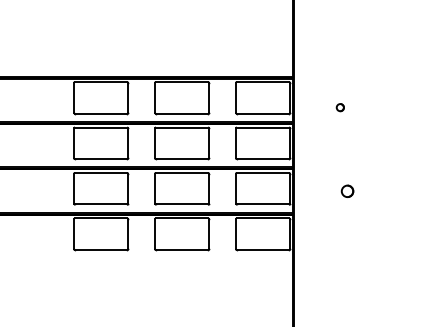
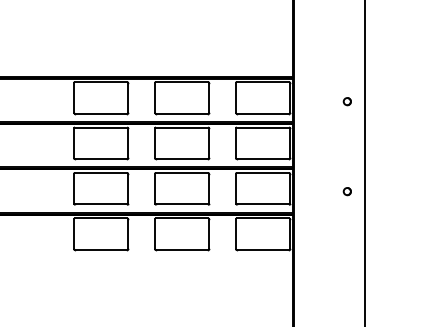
part position: (339, 107) -> (346, 101) (346, 101)
line: none -> present (365, 162)
part size: 15x14 px -> 10x10 px (346, 191)
